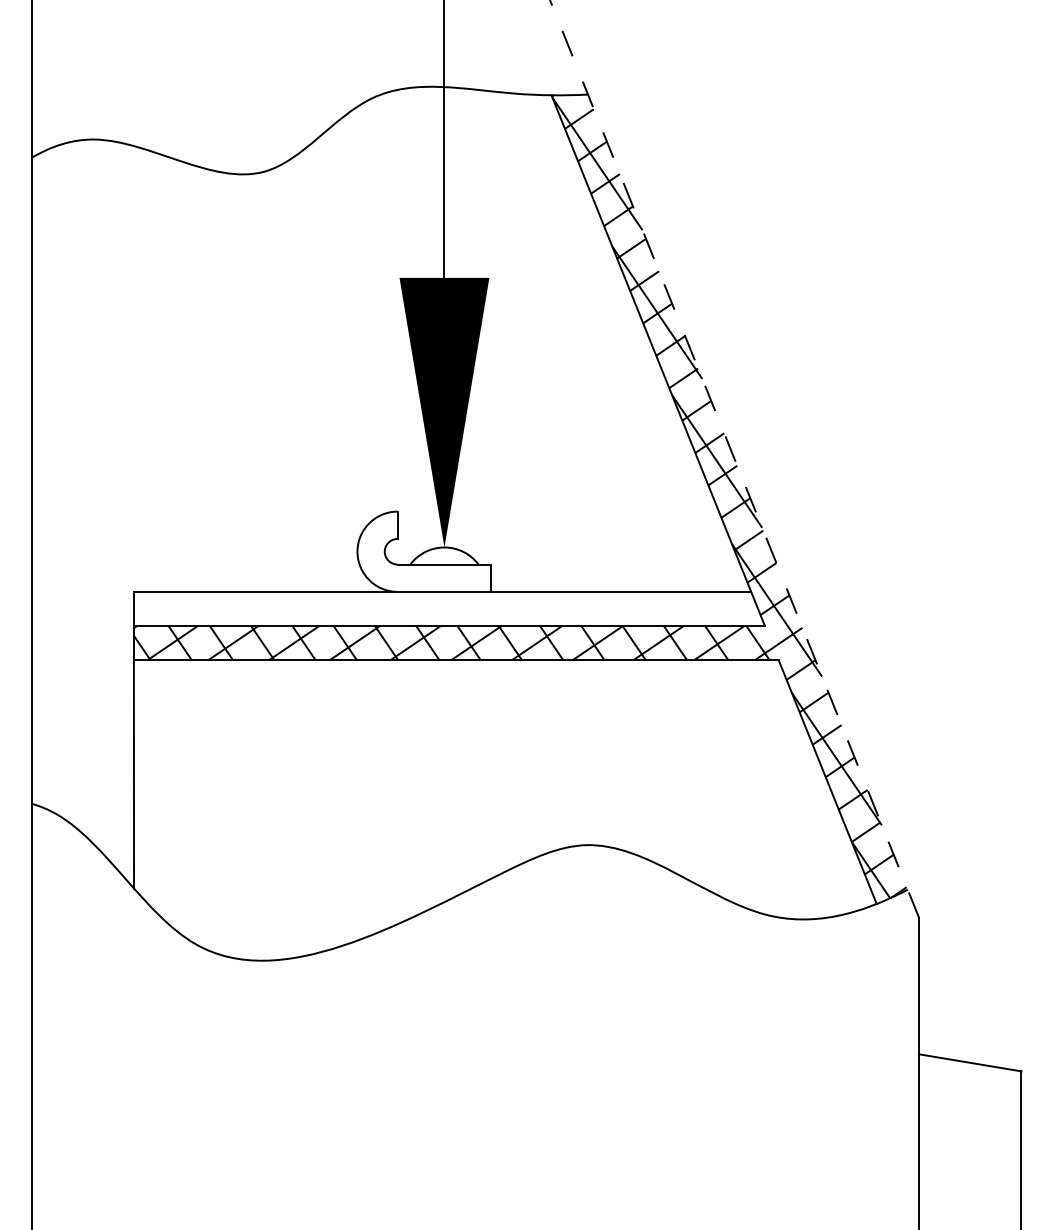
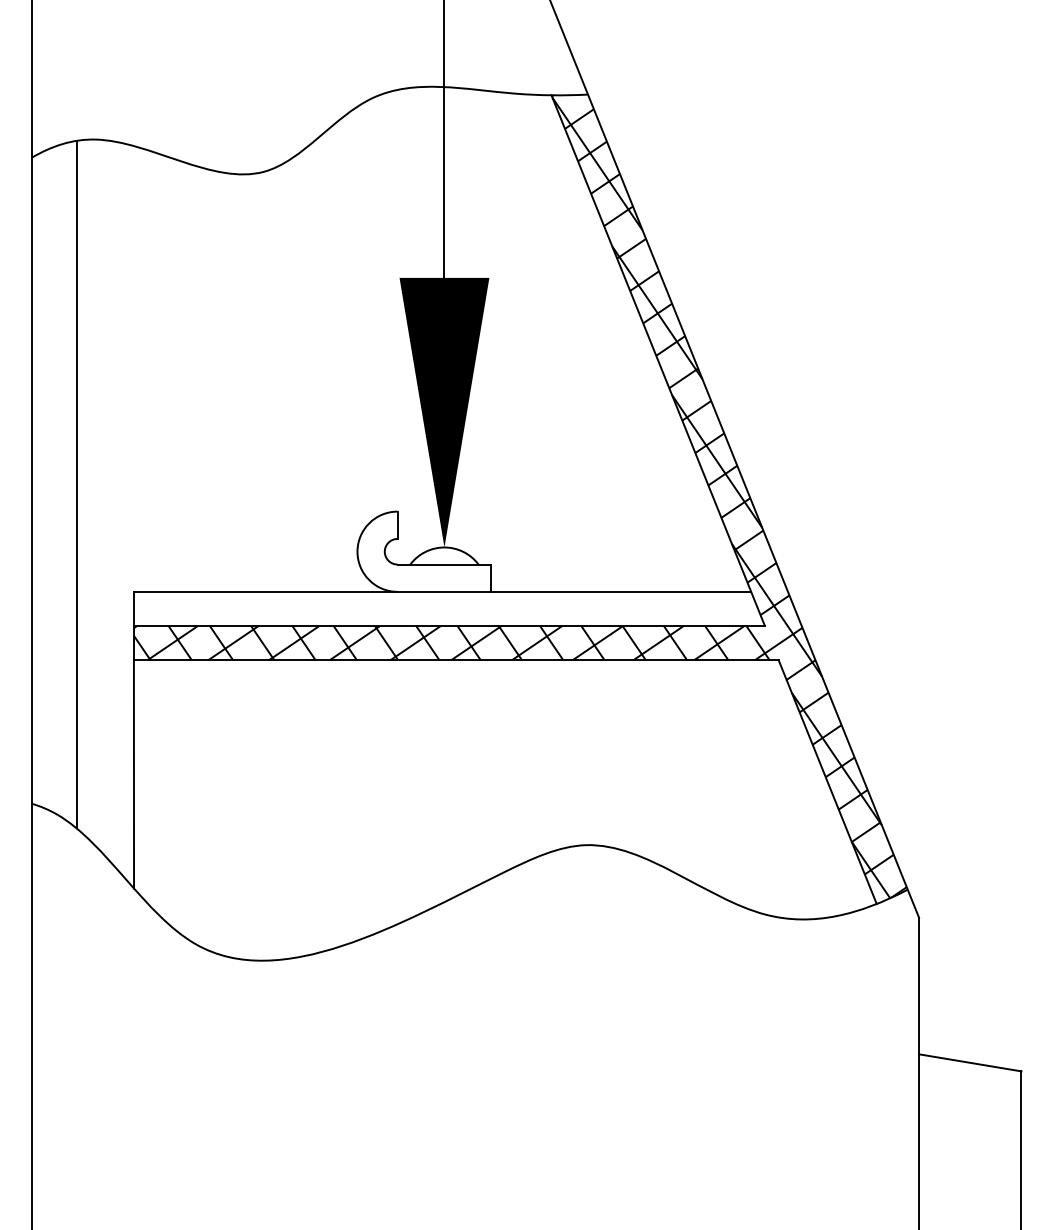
line: dashed -> solid (734, 458)
line: none -> present (76, 484)
